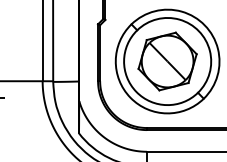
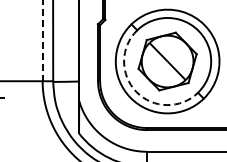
line: solid -> dashed (42, 41)
arc: solid -> dashed (136, 91)
